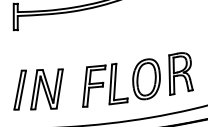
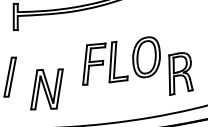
part position: (121, 82) -> (121, 60) (121, 60)
part position: (19, 89) -> (9, 76) (9, 76)
